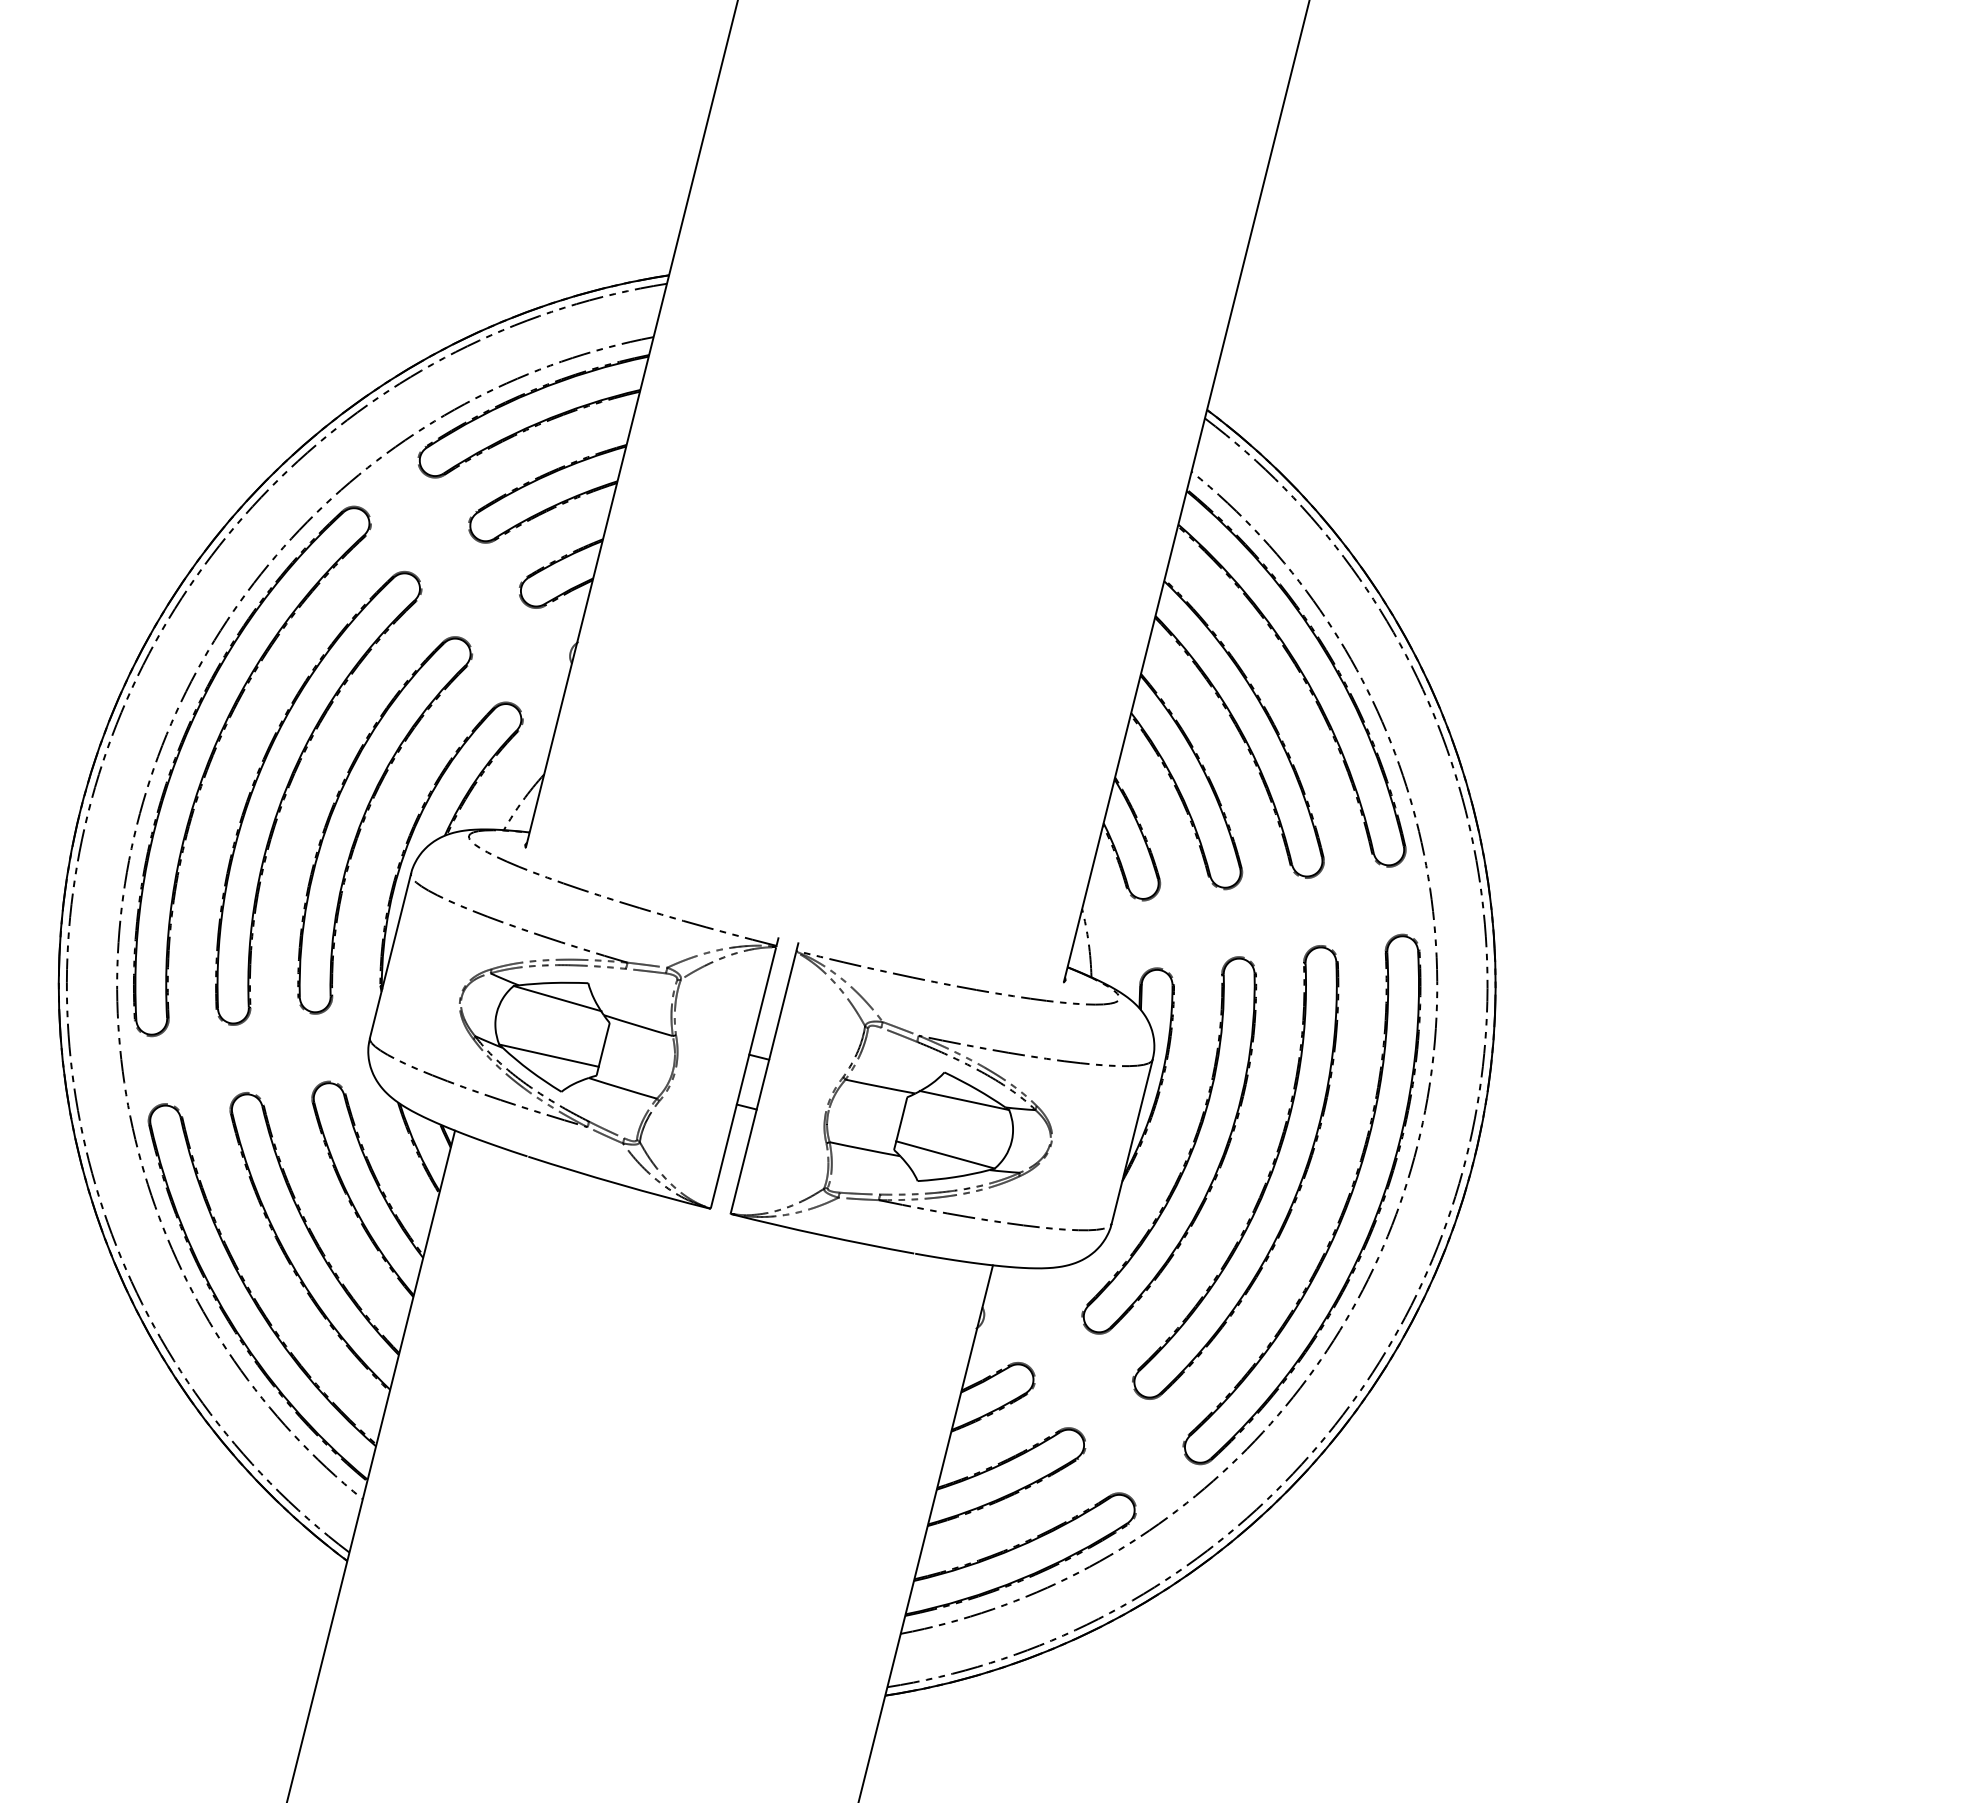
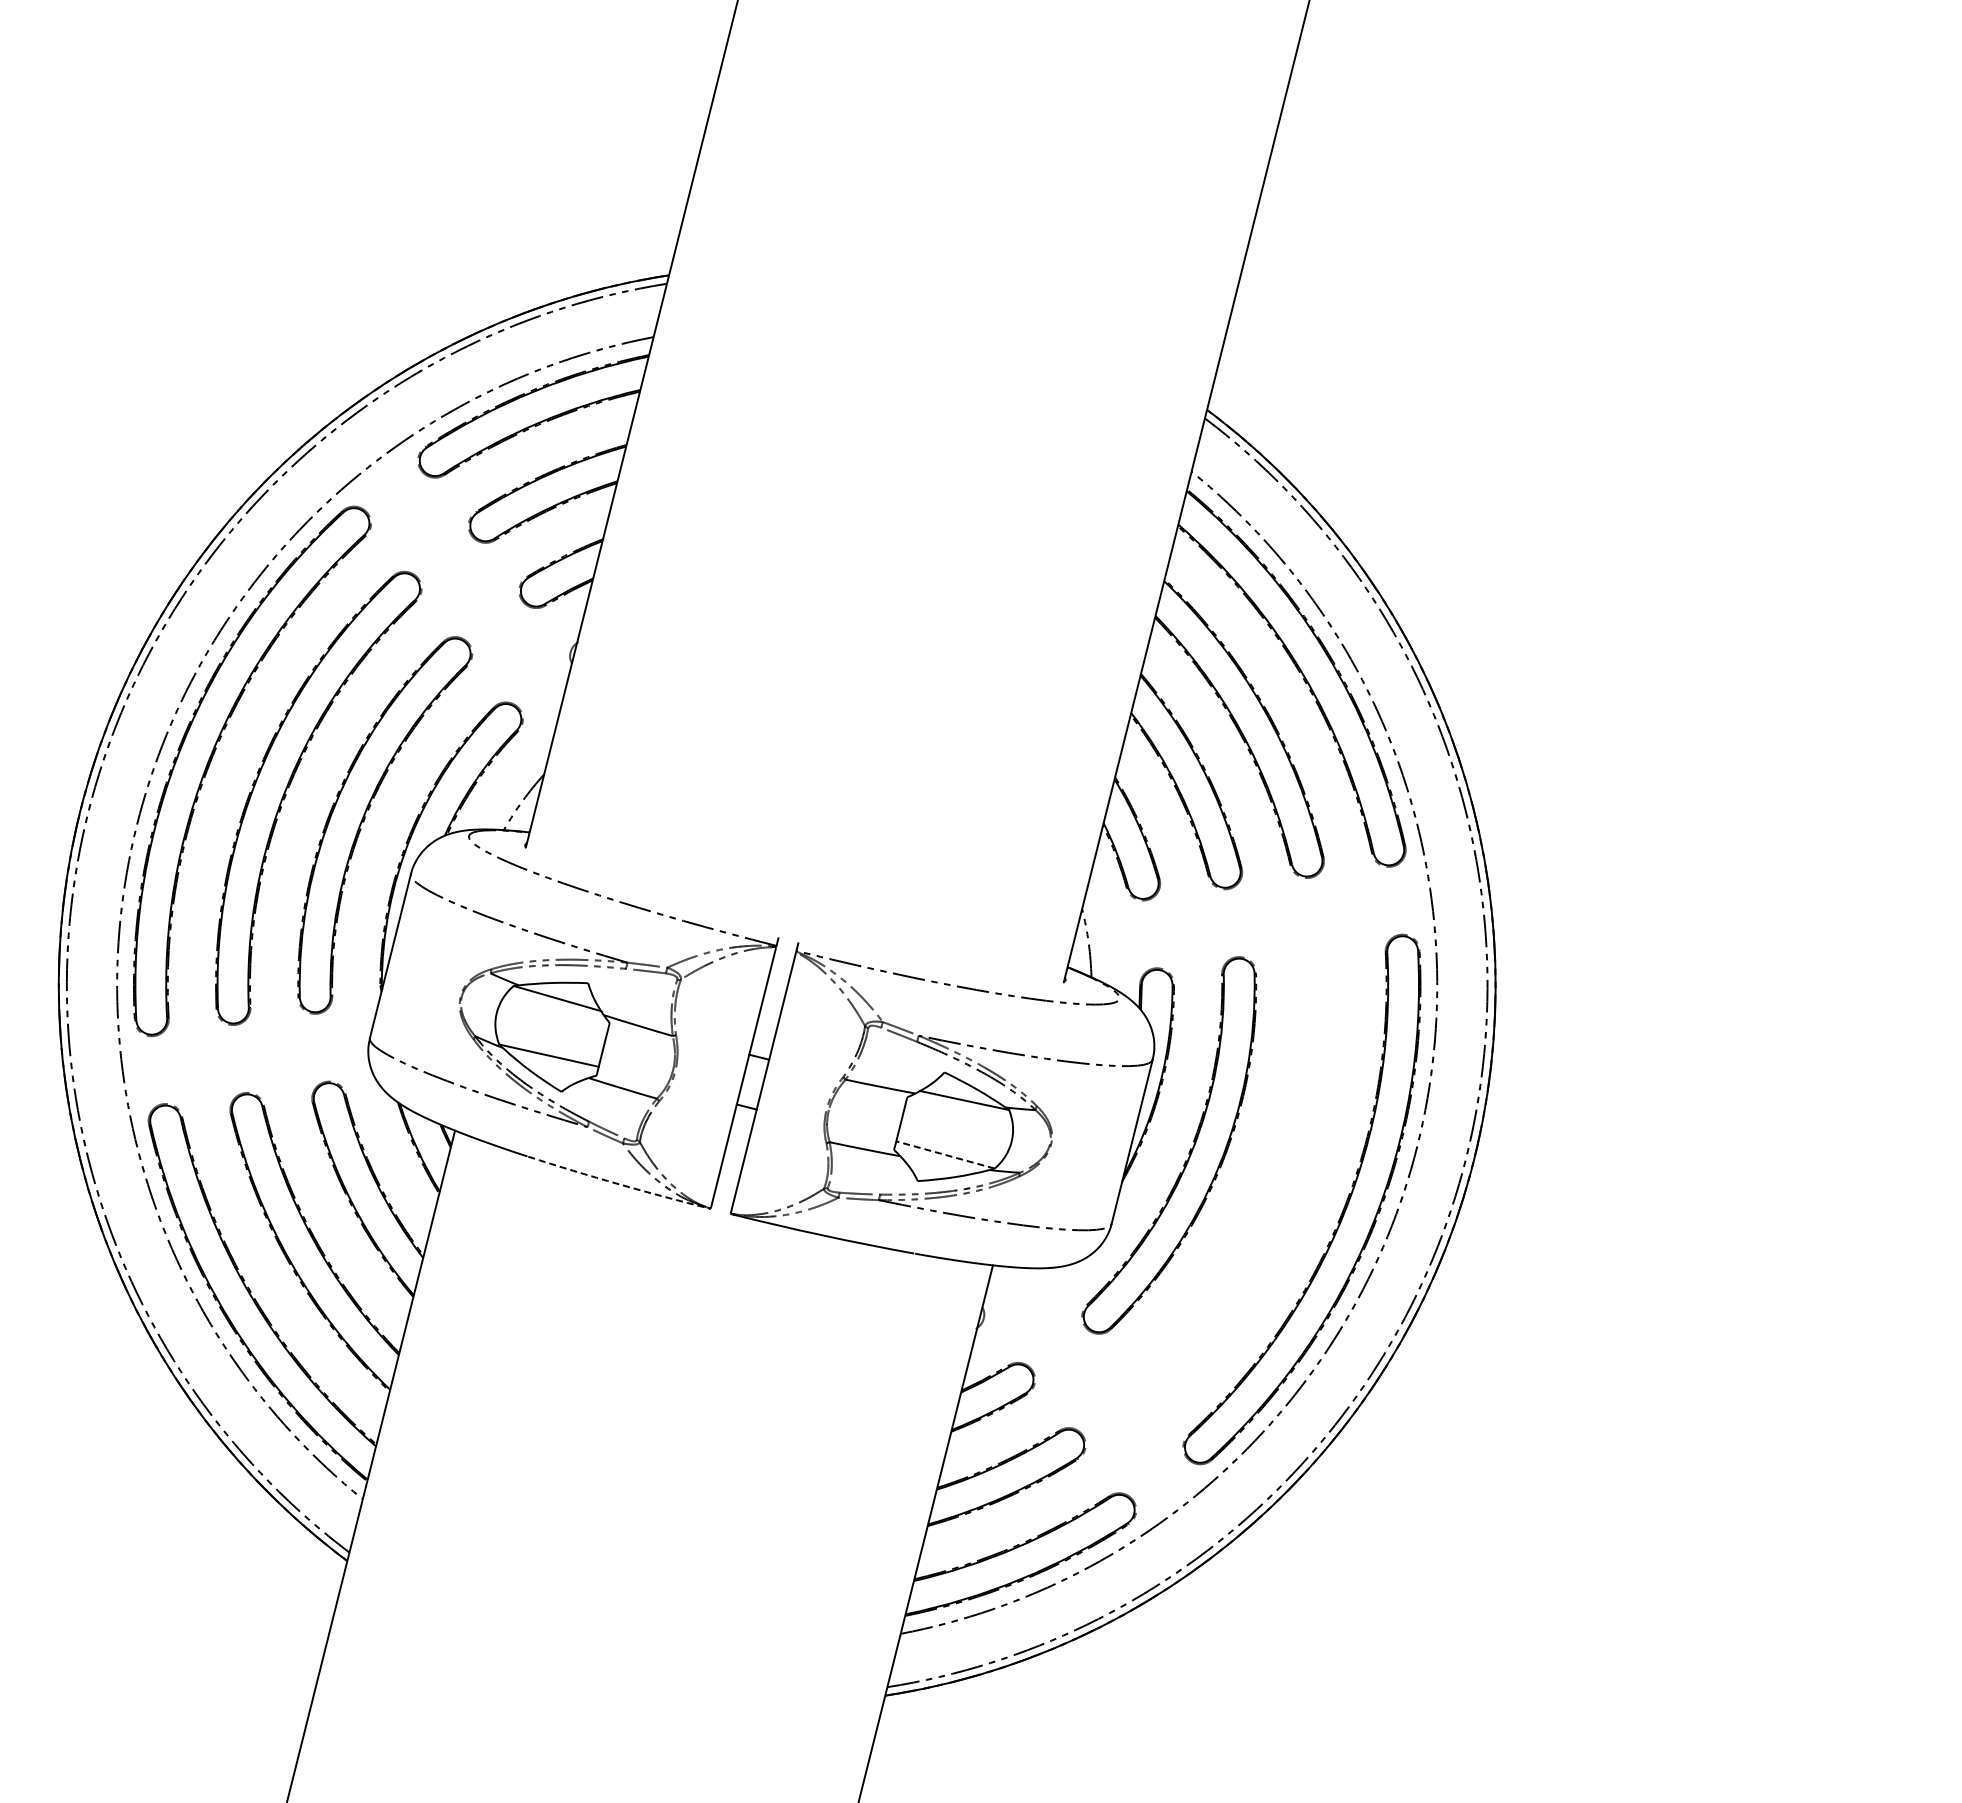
line: solid -> dashed (945, 1154)
part: present -> none (1264, 1183)
arc: solid -> dashed (619, 1184)
